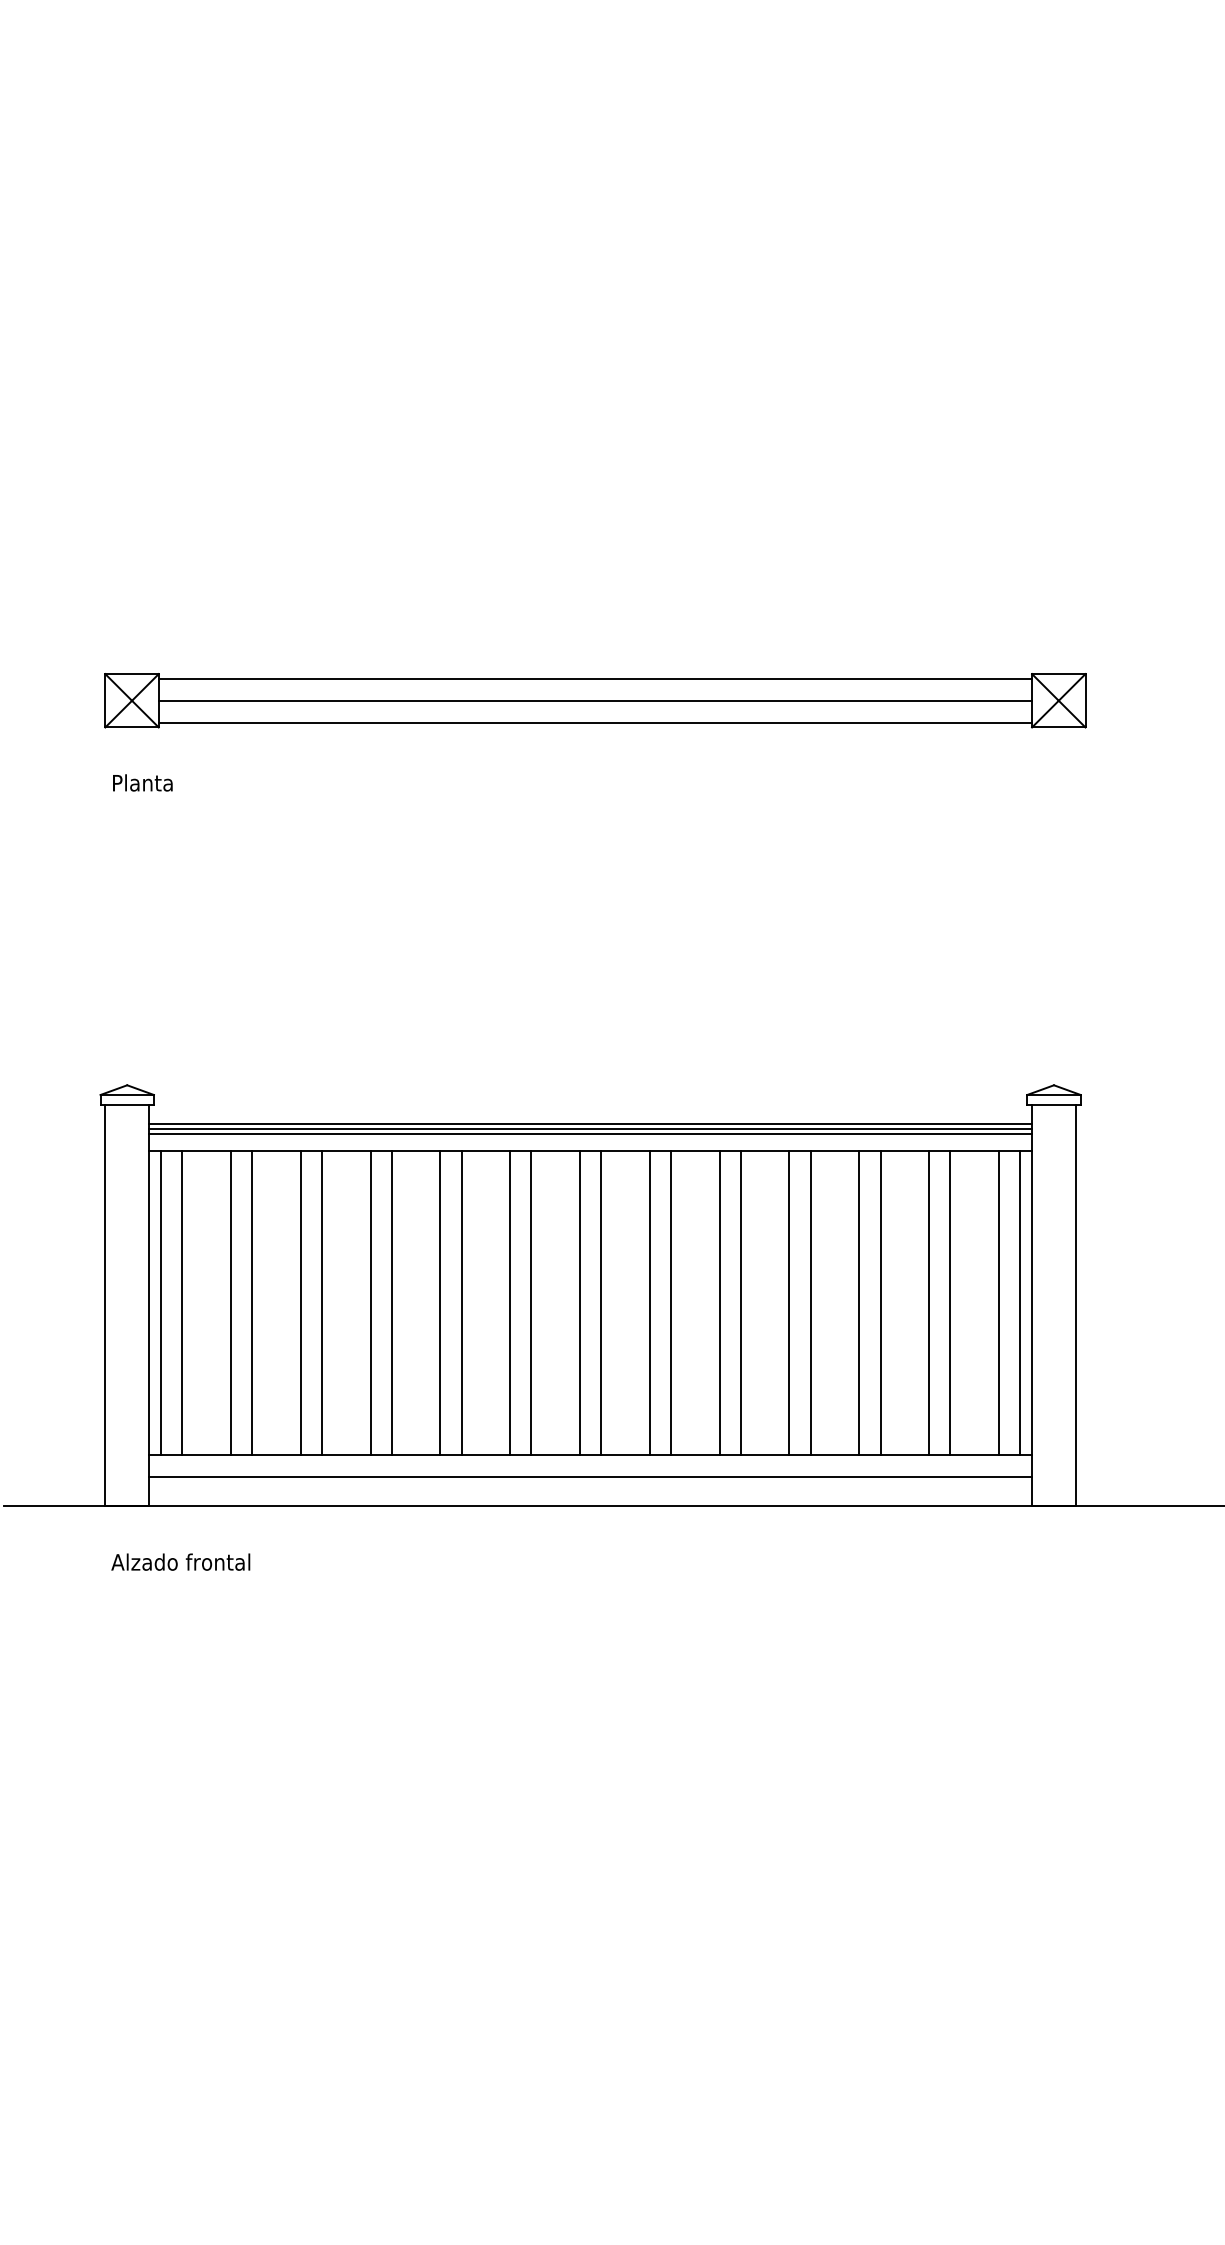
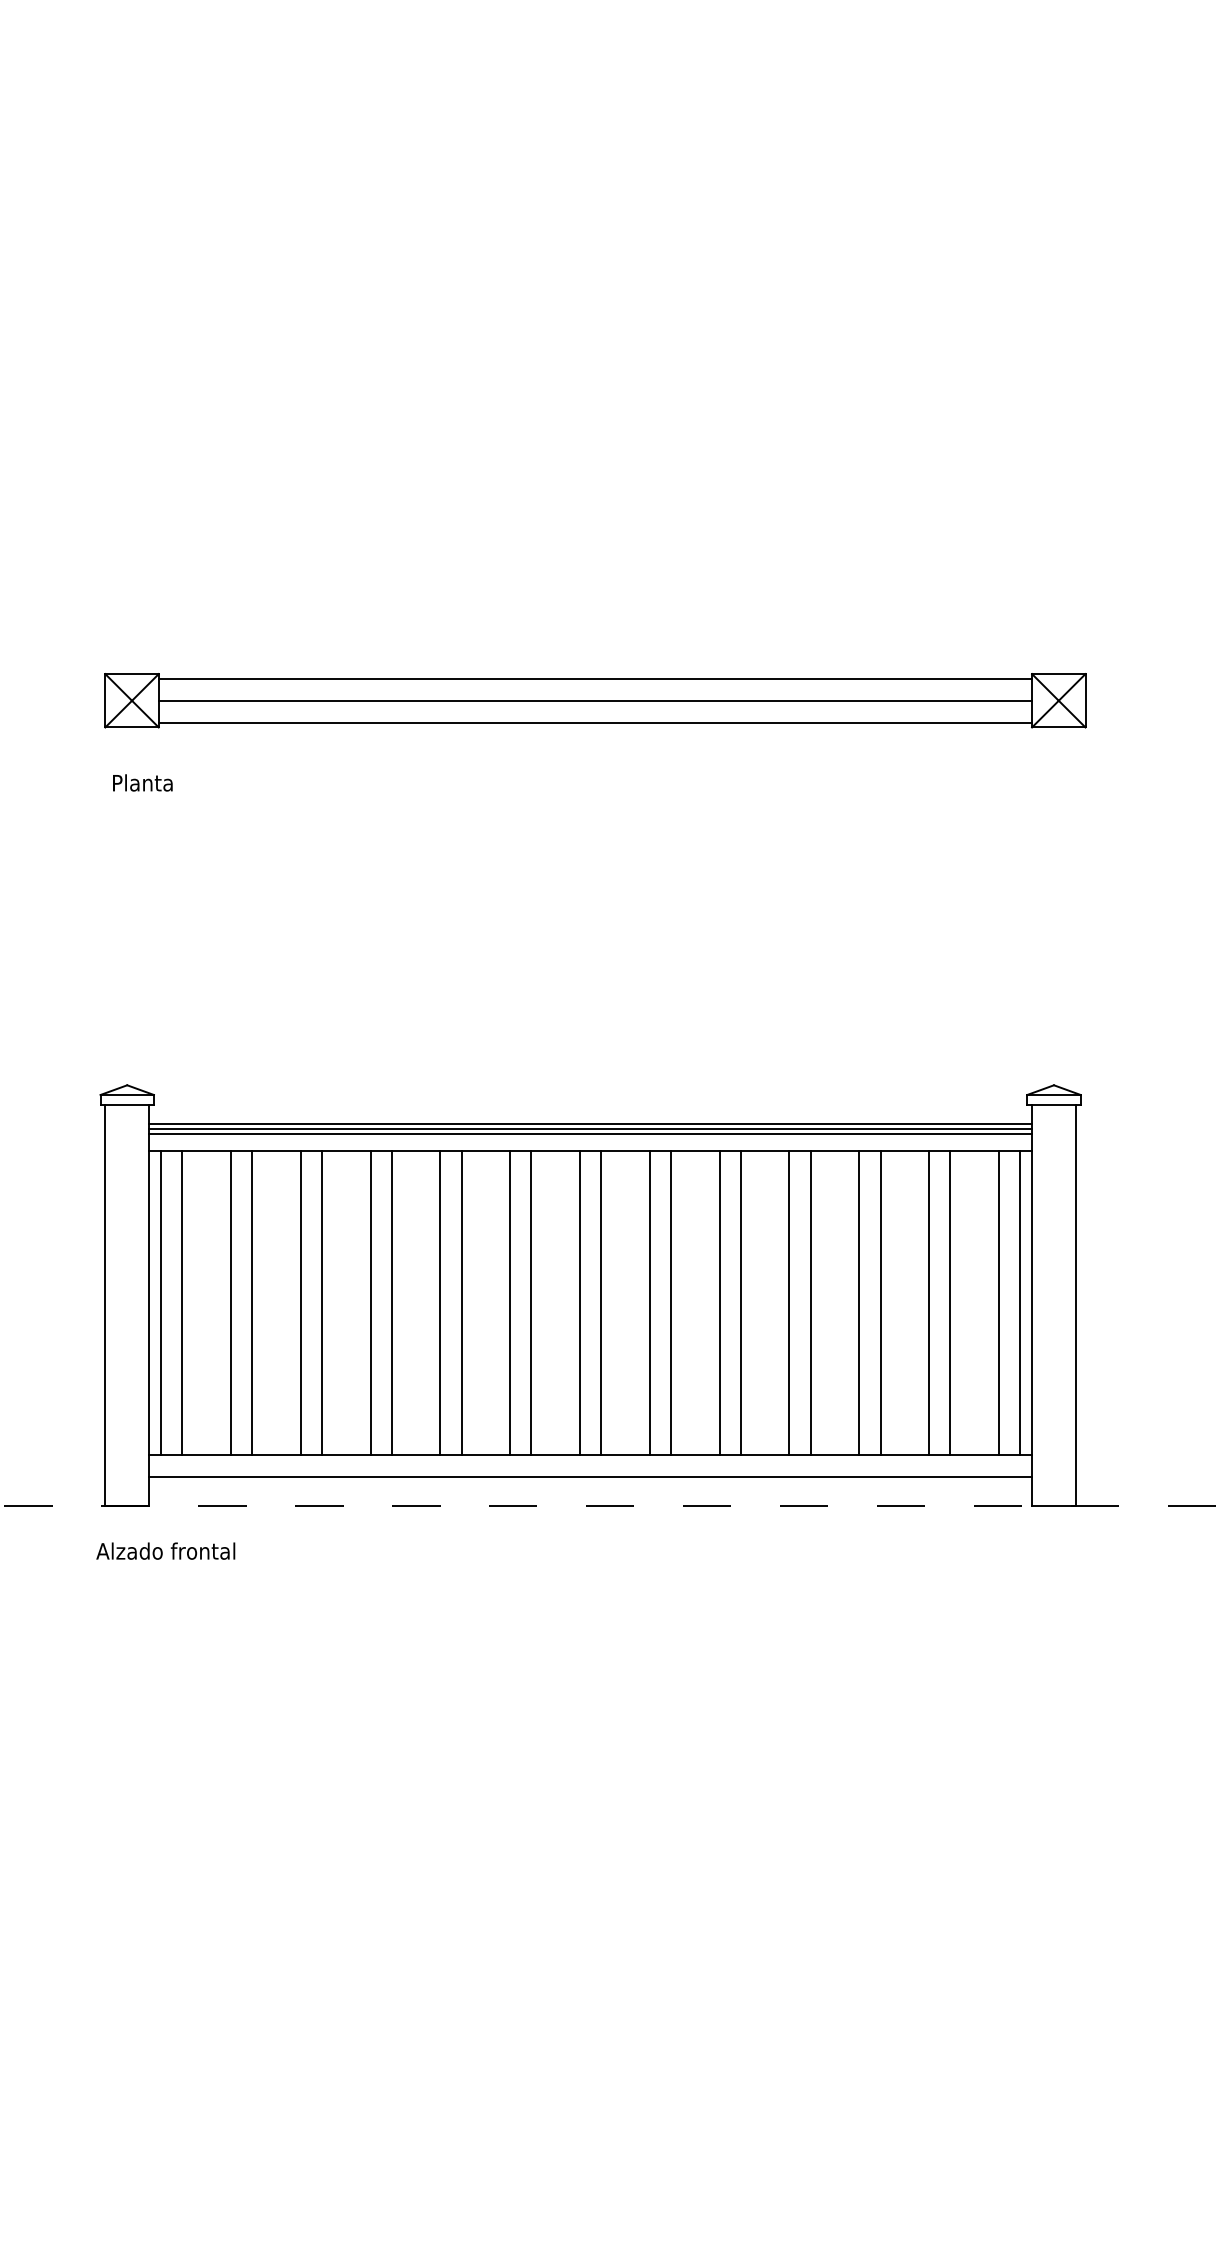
line: solid -> dashed (615, 1506)
text position: (180, 1561) -> (165, 1550) (165, 1550)
